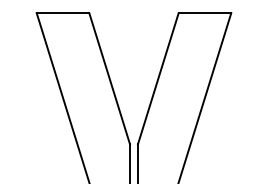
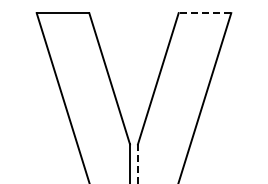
line: solid -> dashed (204, 13)
line: solid -> dashed (137, 164)
